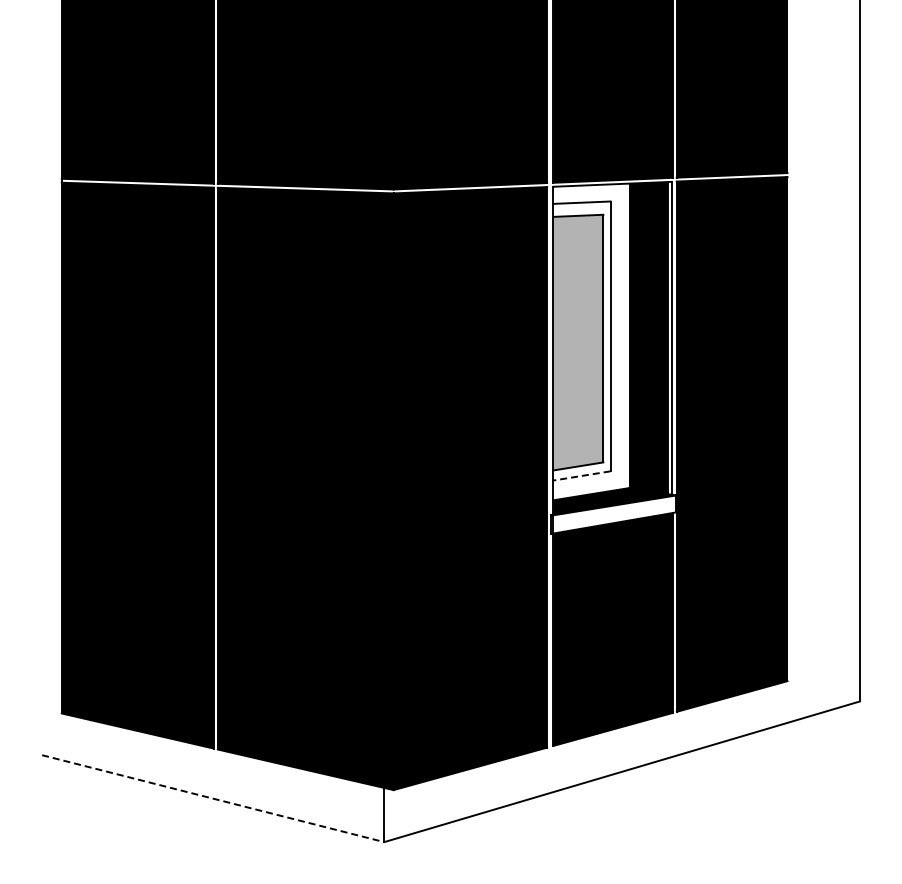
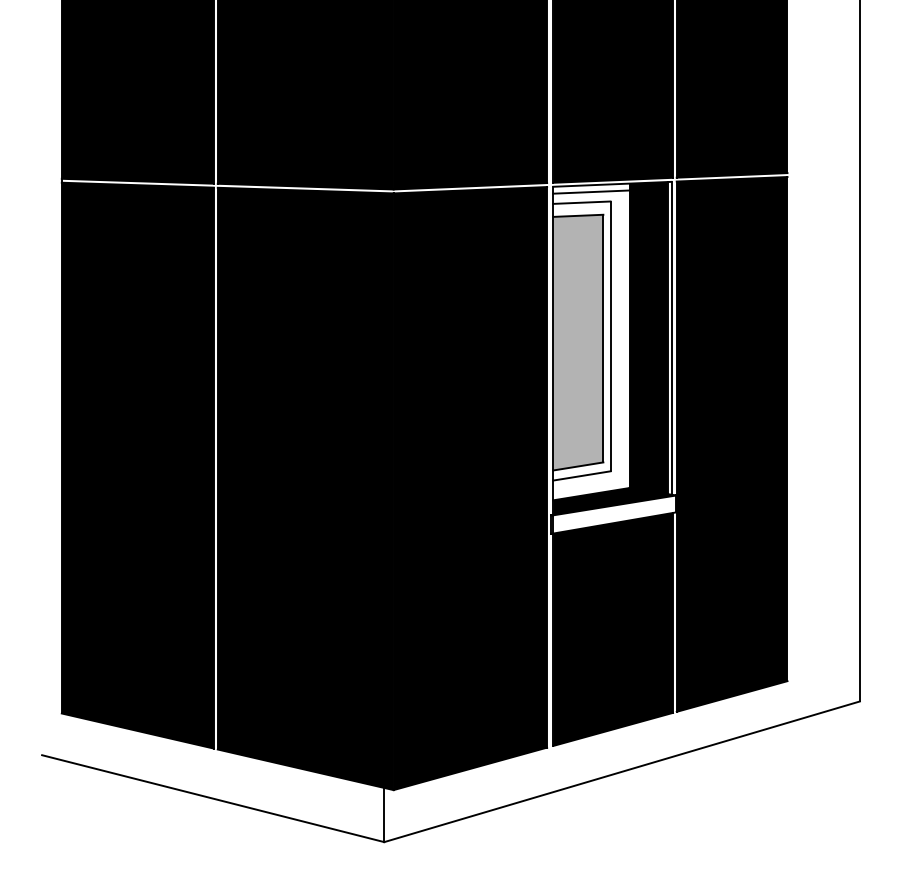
line: none -> present (591, 191)
line: dashed -> solid (581, 475)
line: dashed -> solid (213, 798)
